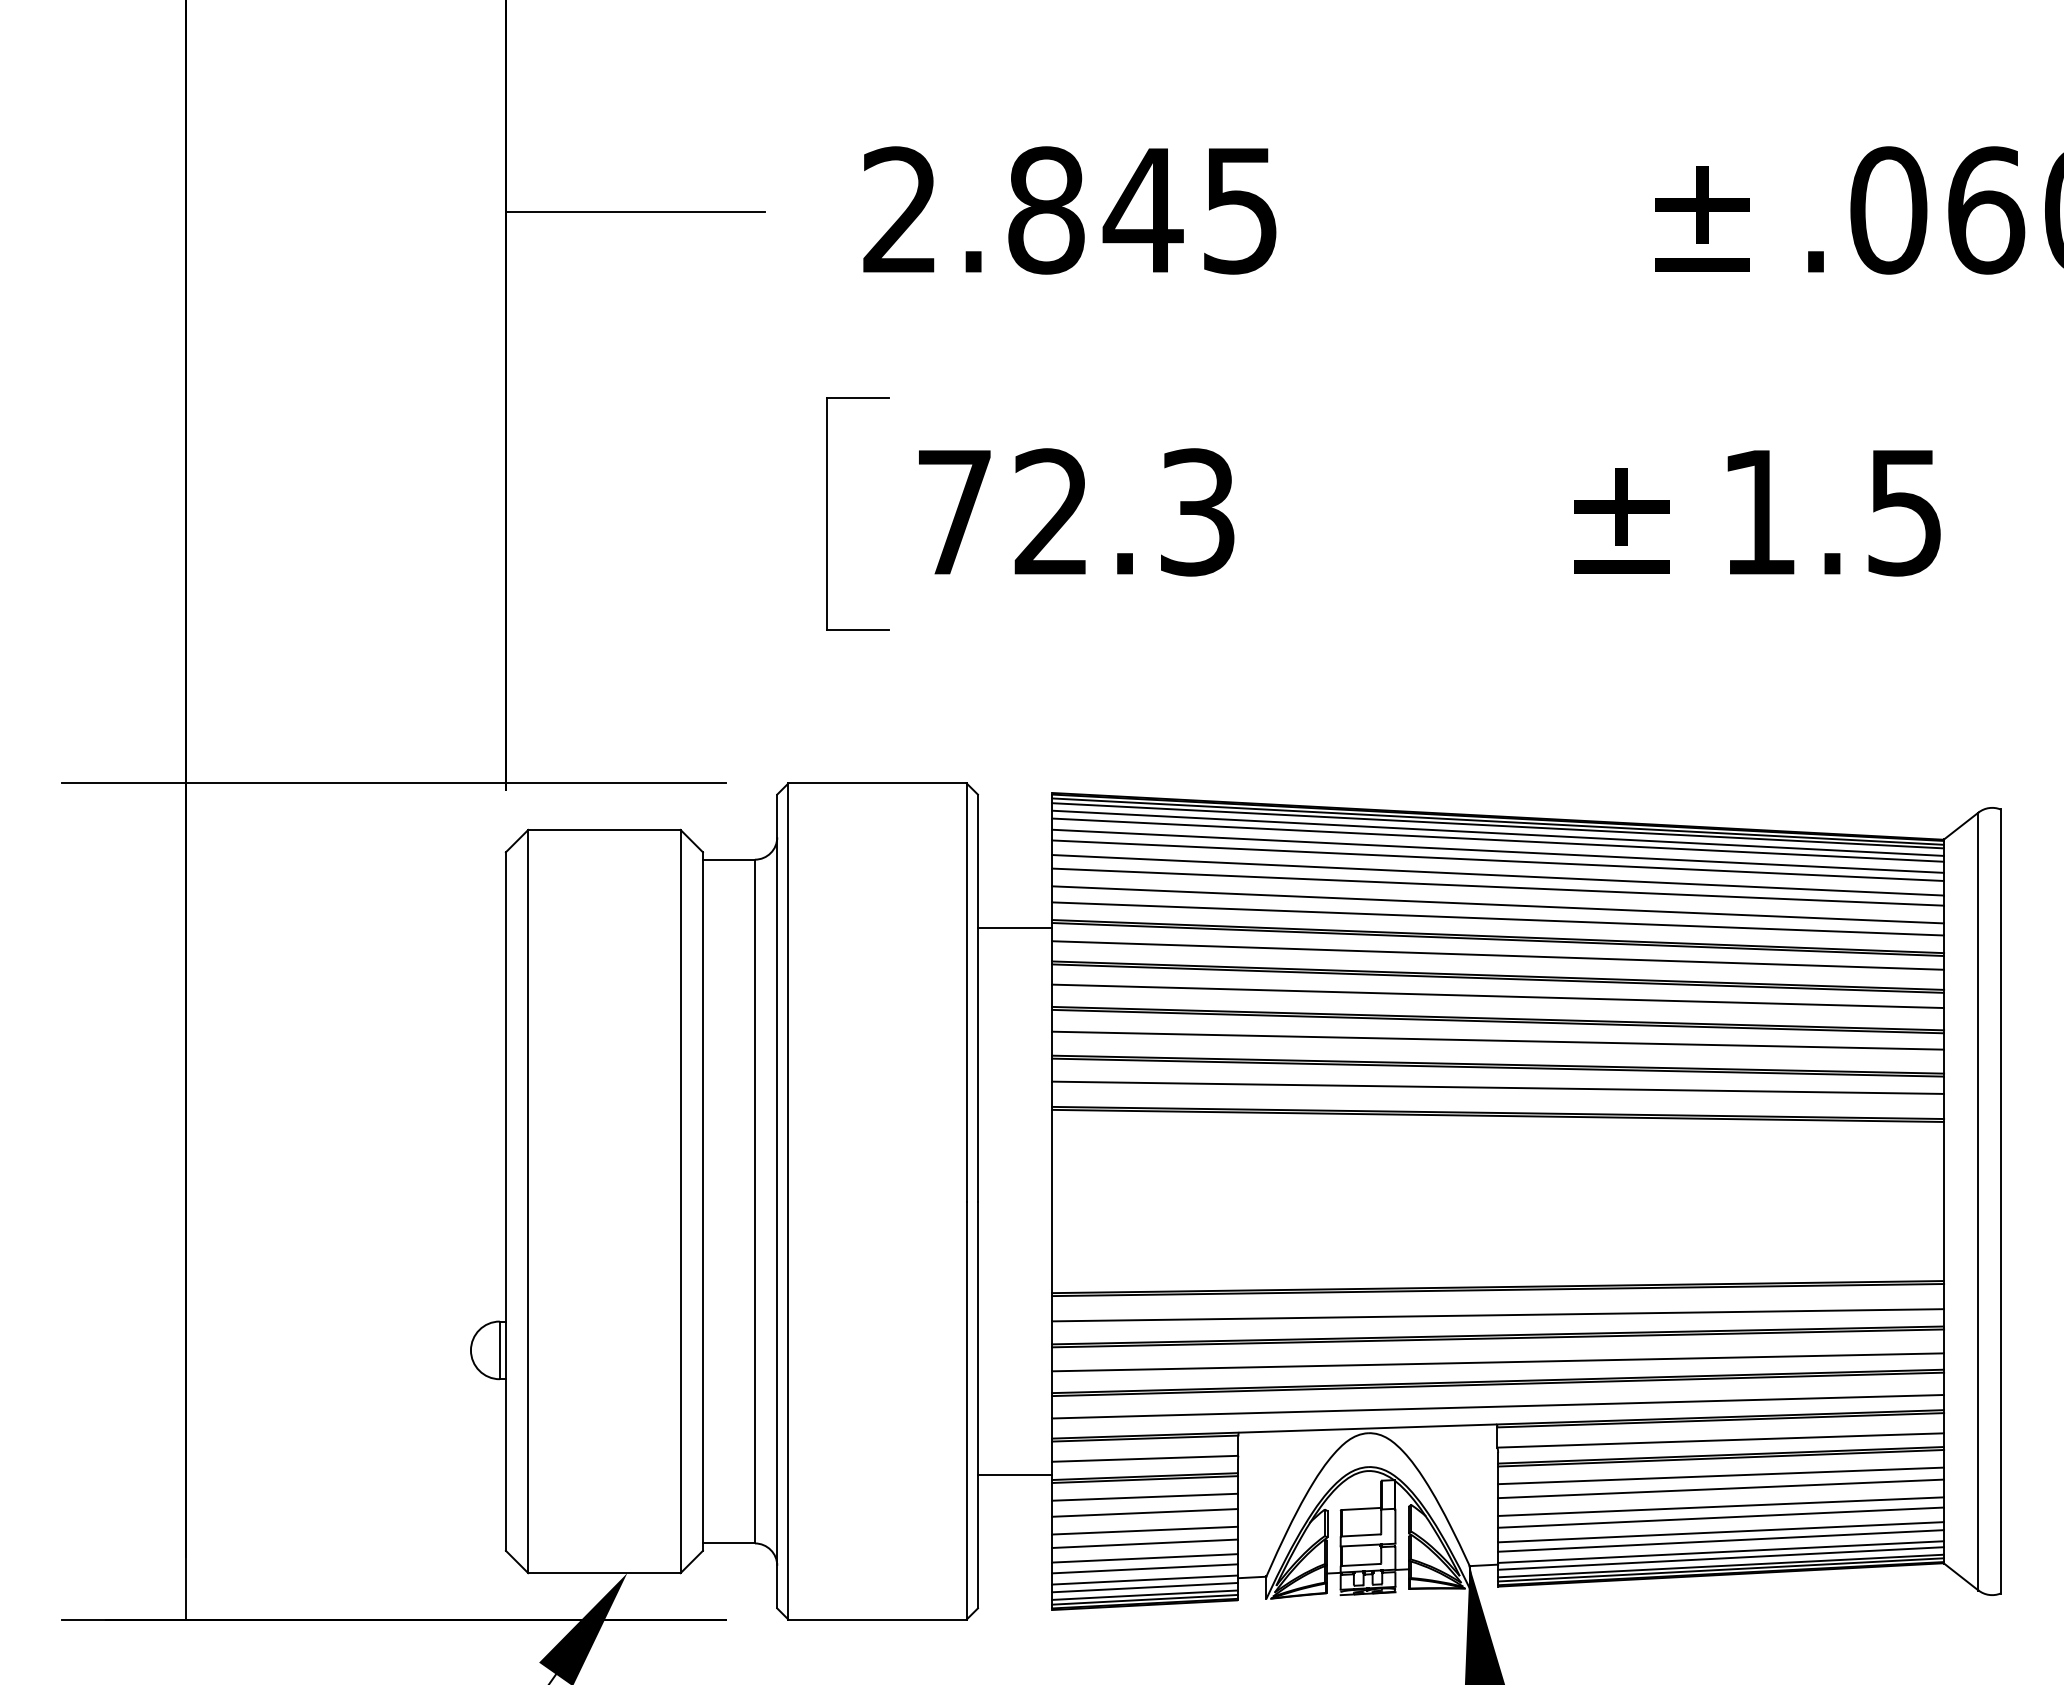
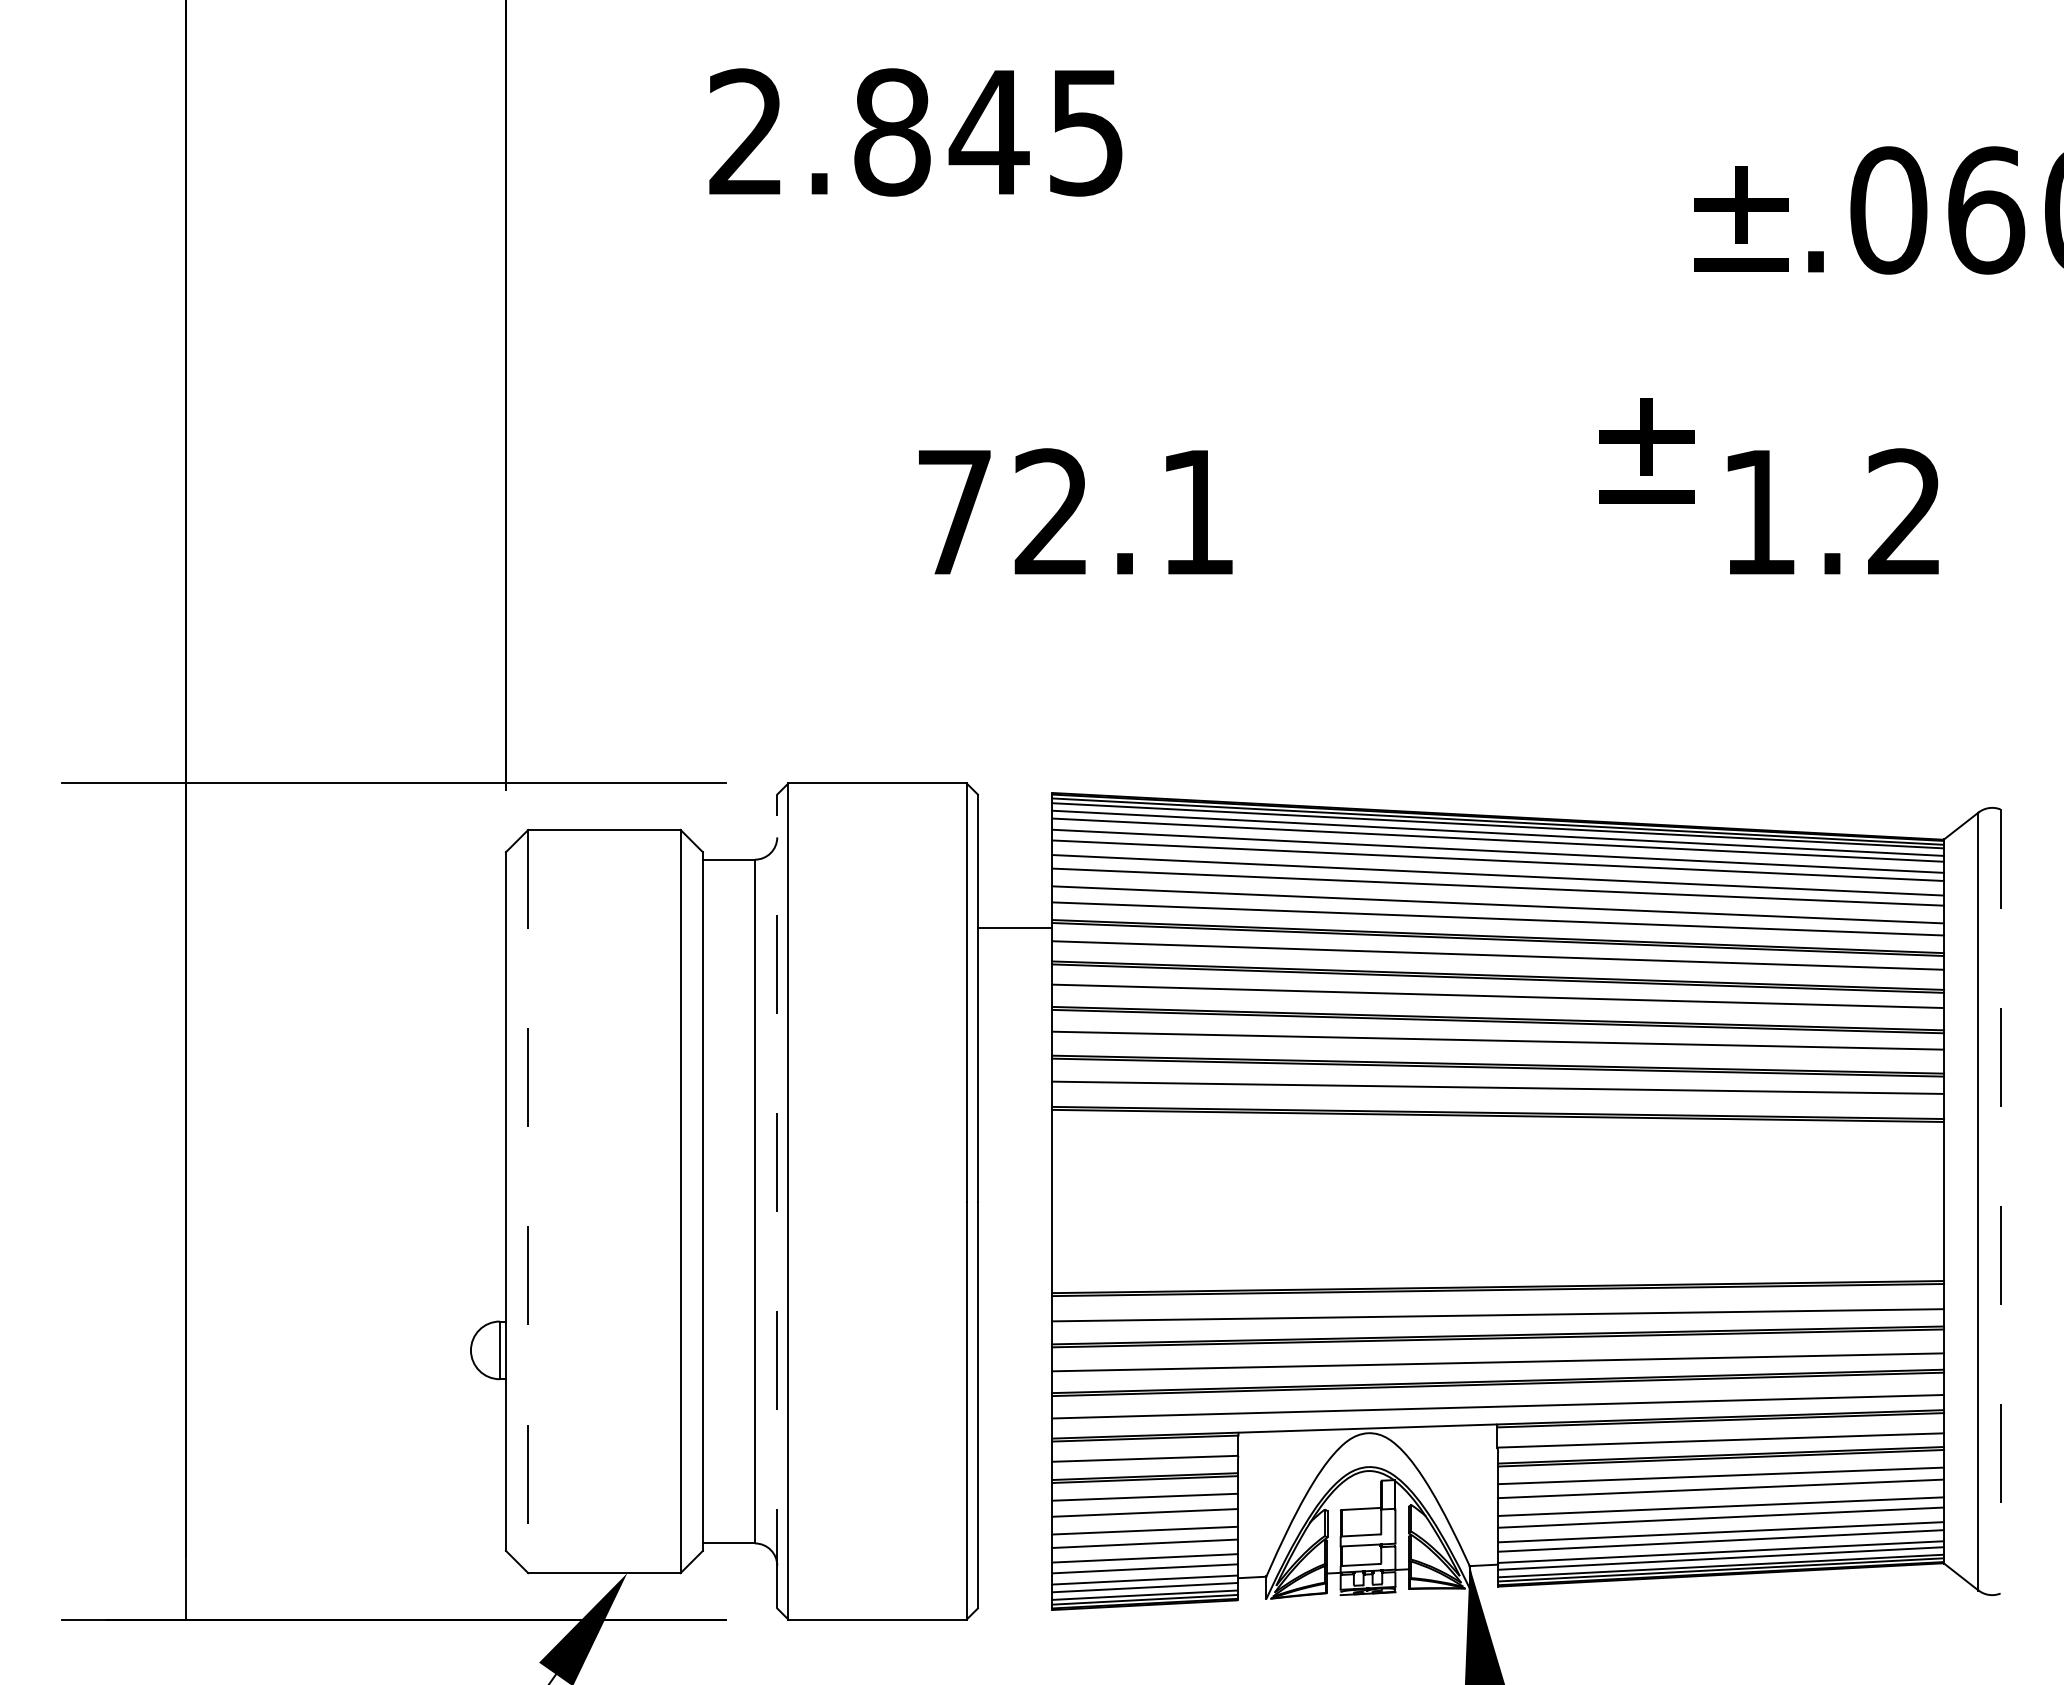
text position: (1069, 210) -> (915, 132) (915, 132)
line: present -> none (635, 211)
text position: (1702, 218) -> (1741, 218) (1741, 218)
text: 72.3 -> 72.1 (1197, 512)
text: 1.5 -> 1.2 (1904, 512)
part: present -> none (827, 513)
text position: (1621, 520) -> (1646, 450) (1646, 450)
line: solid -> dashed (528, 1201)
line: solid -> dashed (777, 1201)
line: solid -> dashed (2000, 1202)
line: present -> none (1014, 1474)
